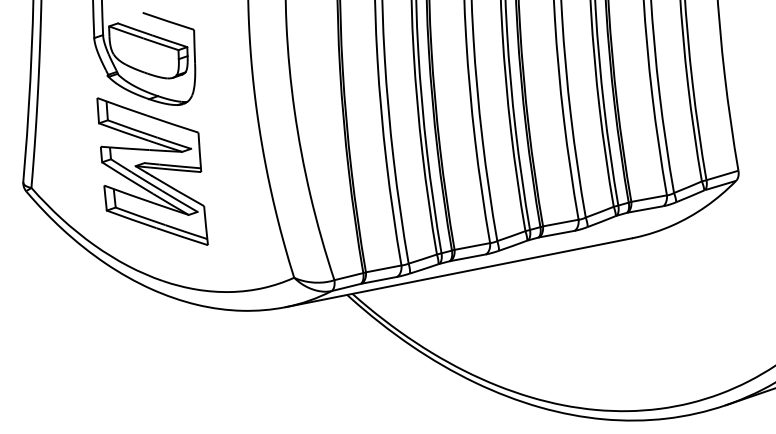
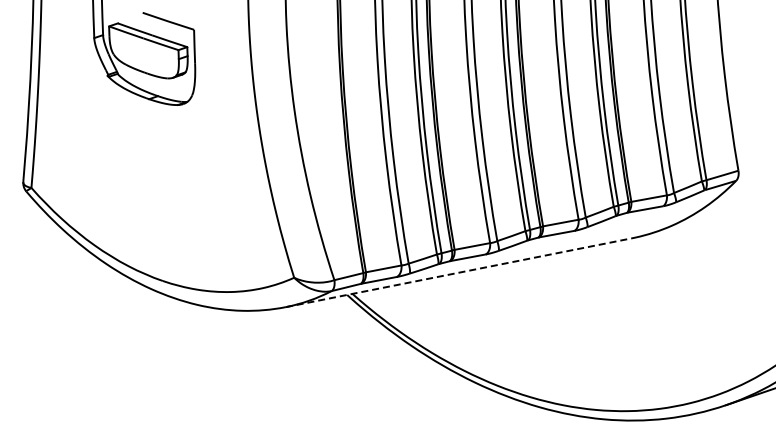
part: present -> none (152, 171)
line: solid -> dashed (459, 272)
